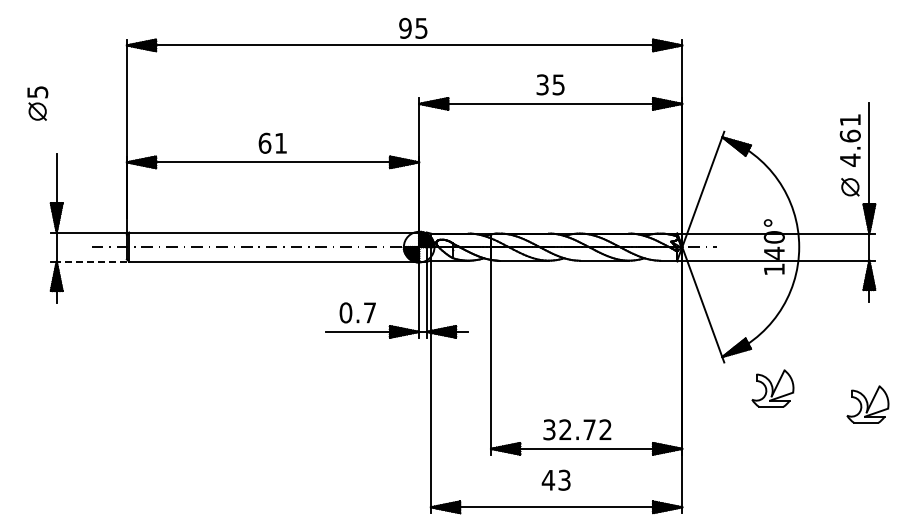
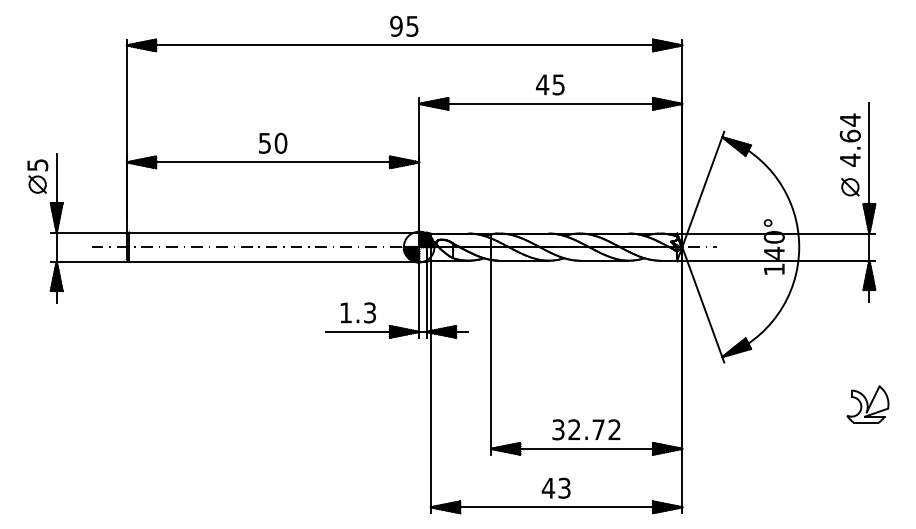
text position: (413, 27) -> (404, 25) (404, 25)
text: 35 -> 45 (542, 84)
part position: (37, 103) -> (37, 176) (37, 176)
text: 4.61 -> 4.64 (850, 119)
text: 61 -> 50 (272, 142)
line: dashed -> solid (91, 261)
text: 0.7 -> 1.3 (357, 312)
part: present -> none (772, 388)
text position: (577, 429) -> (586, 429) (586, 429)
text position: (555, 479) -> (555, 487) (555, 487)
